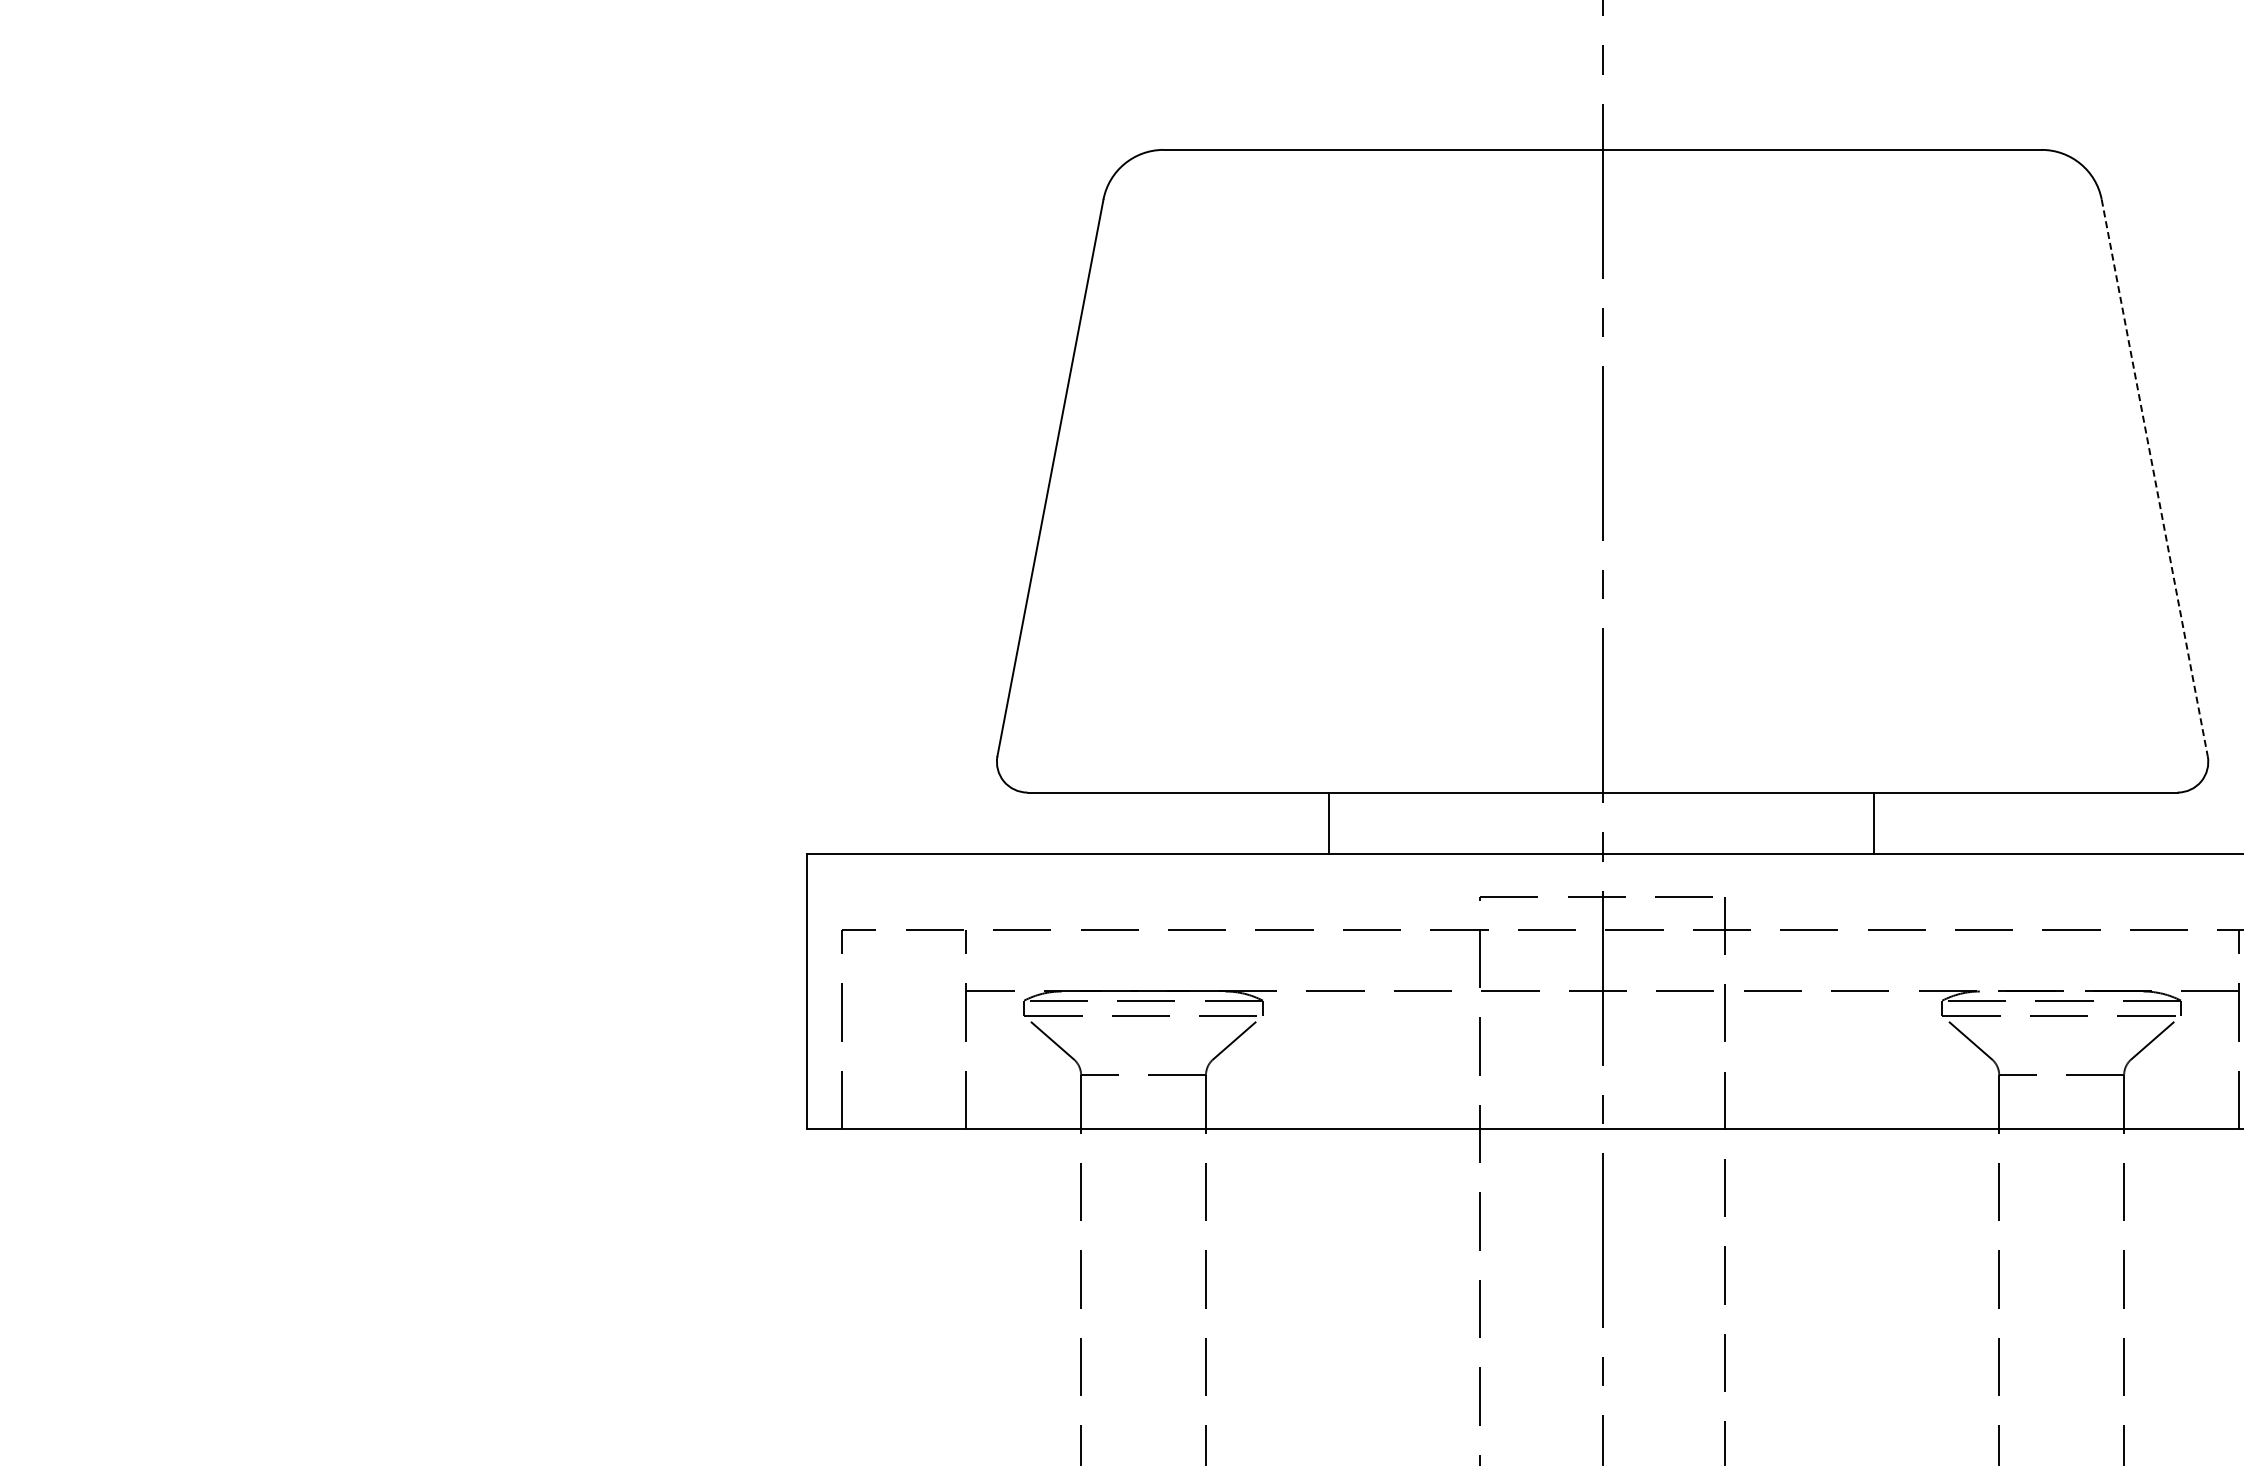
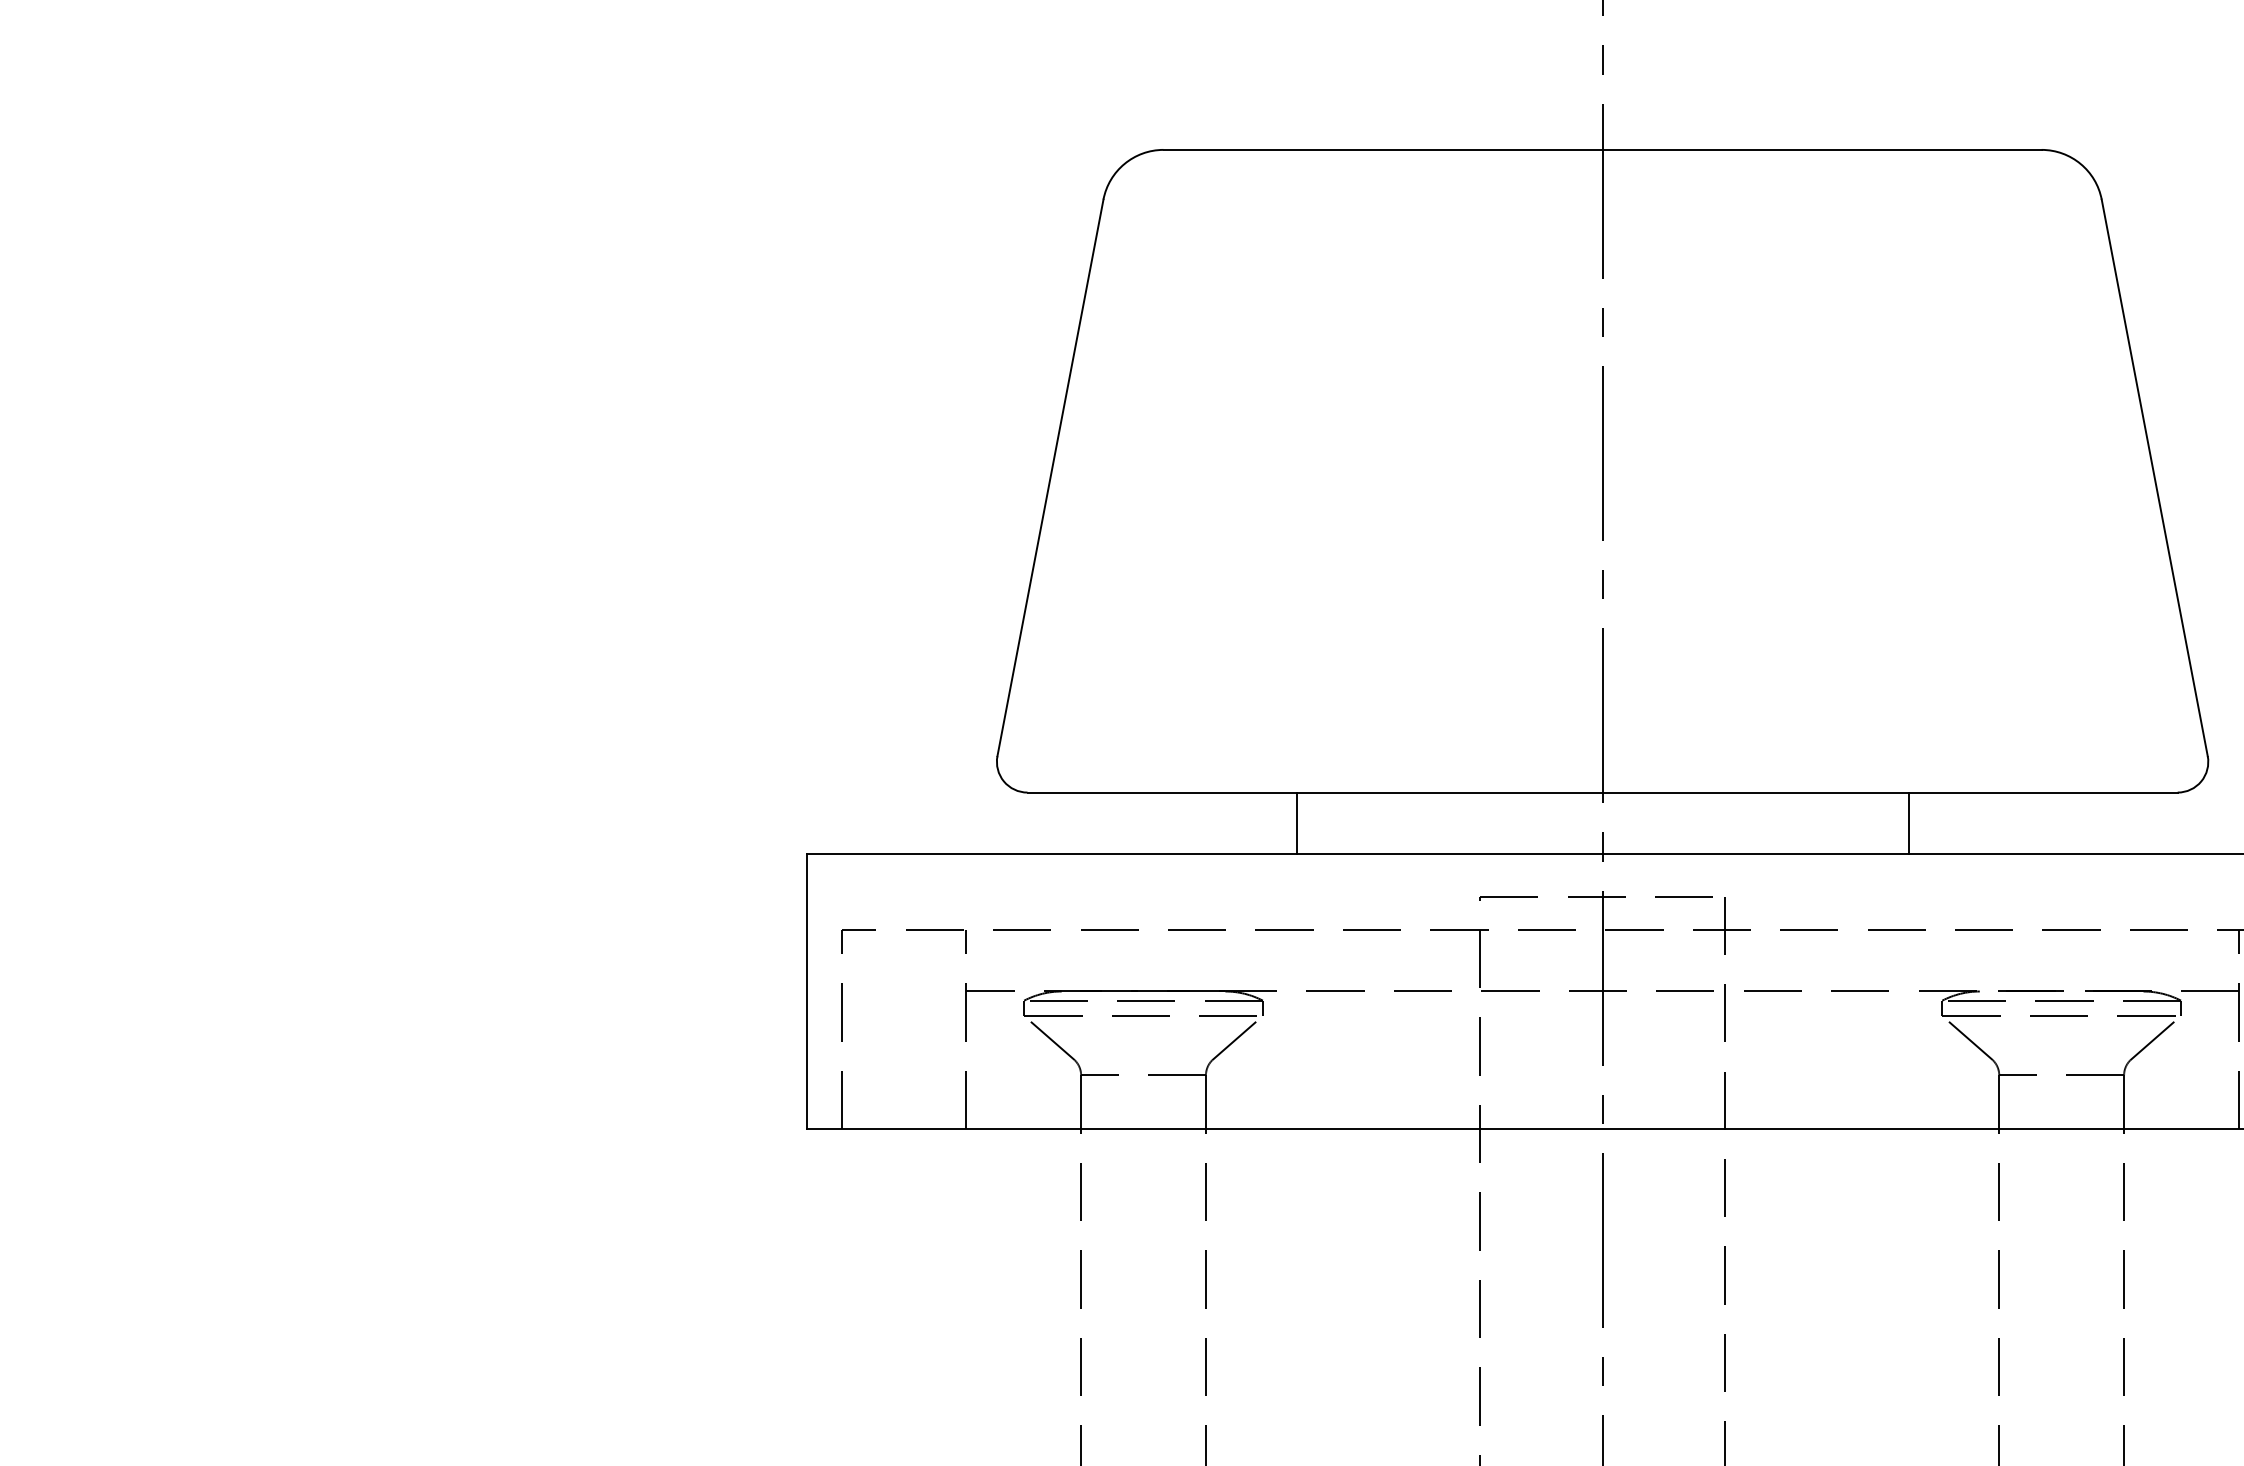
line: dashed -> solid (2154, 478)
line position: (1328, 822) -> (1296, 822) (1296, 822)
line position: (1873, 822) -> (1908, 822) (1908, 822)
